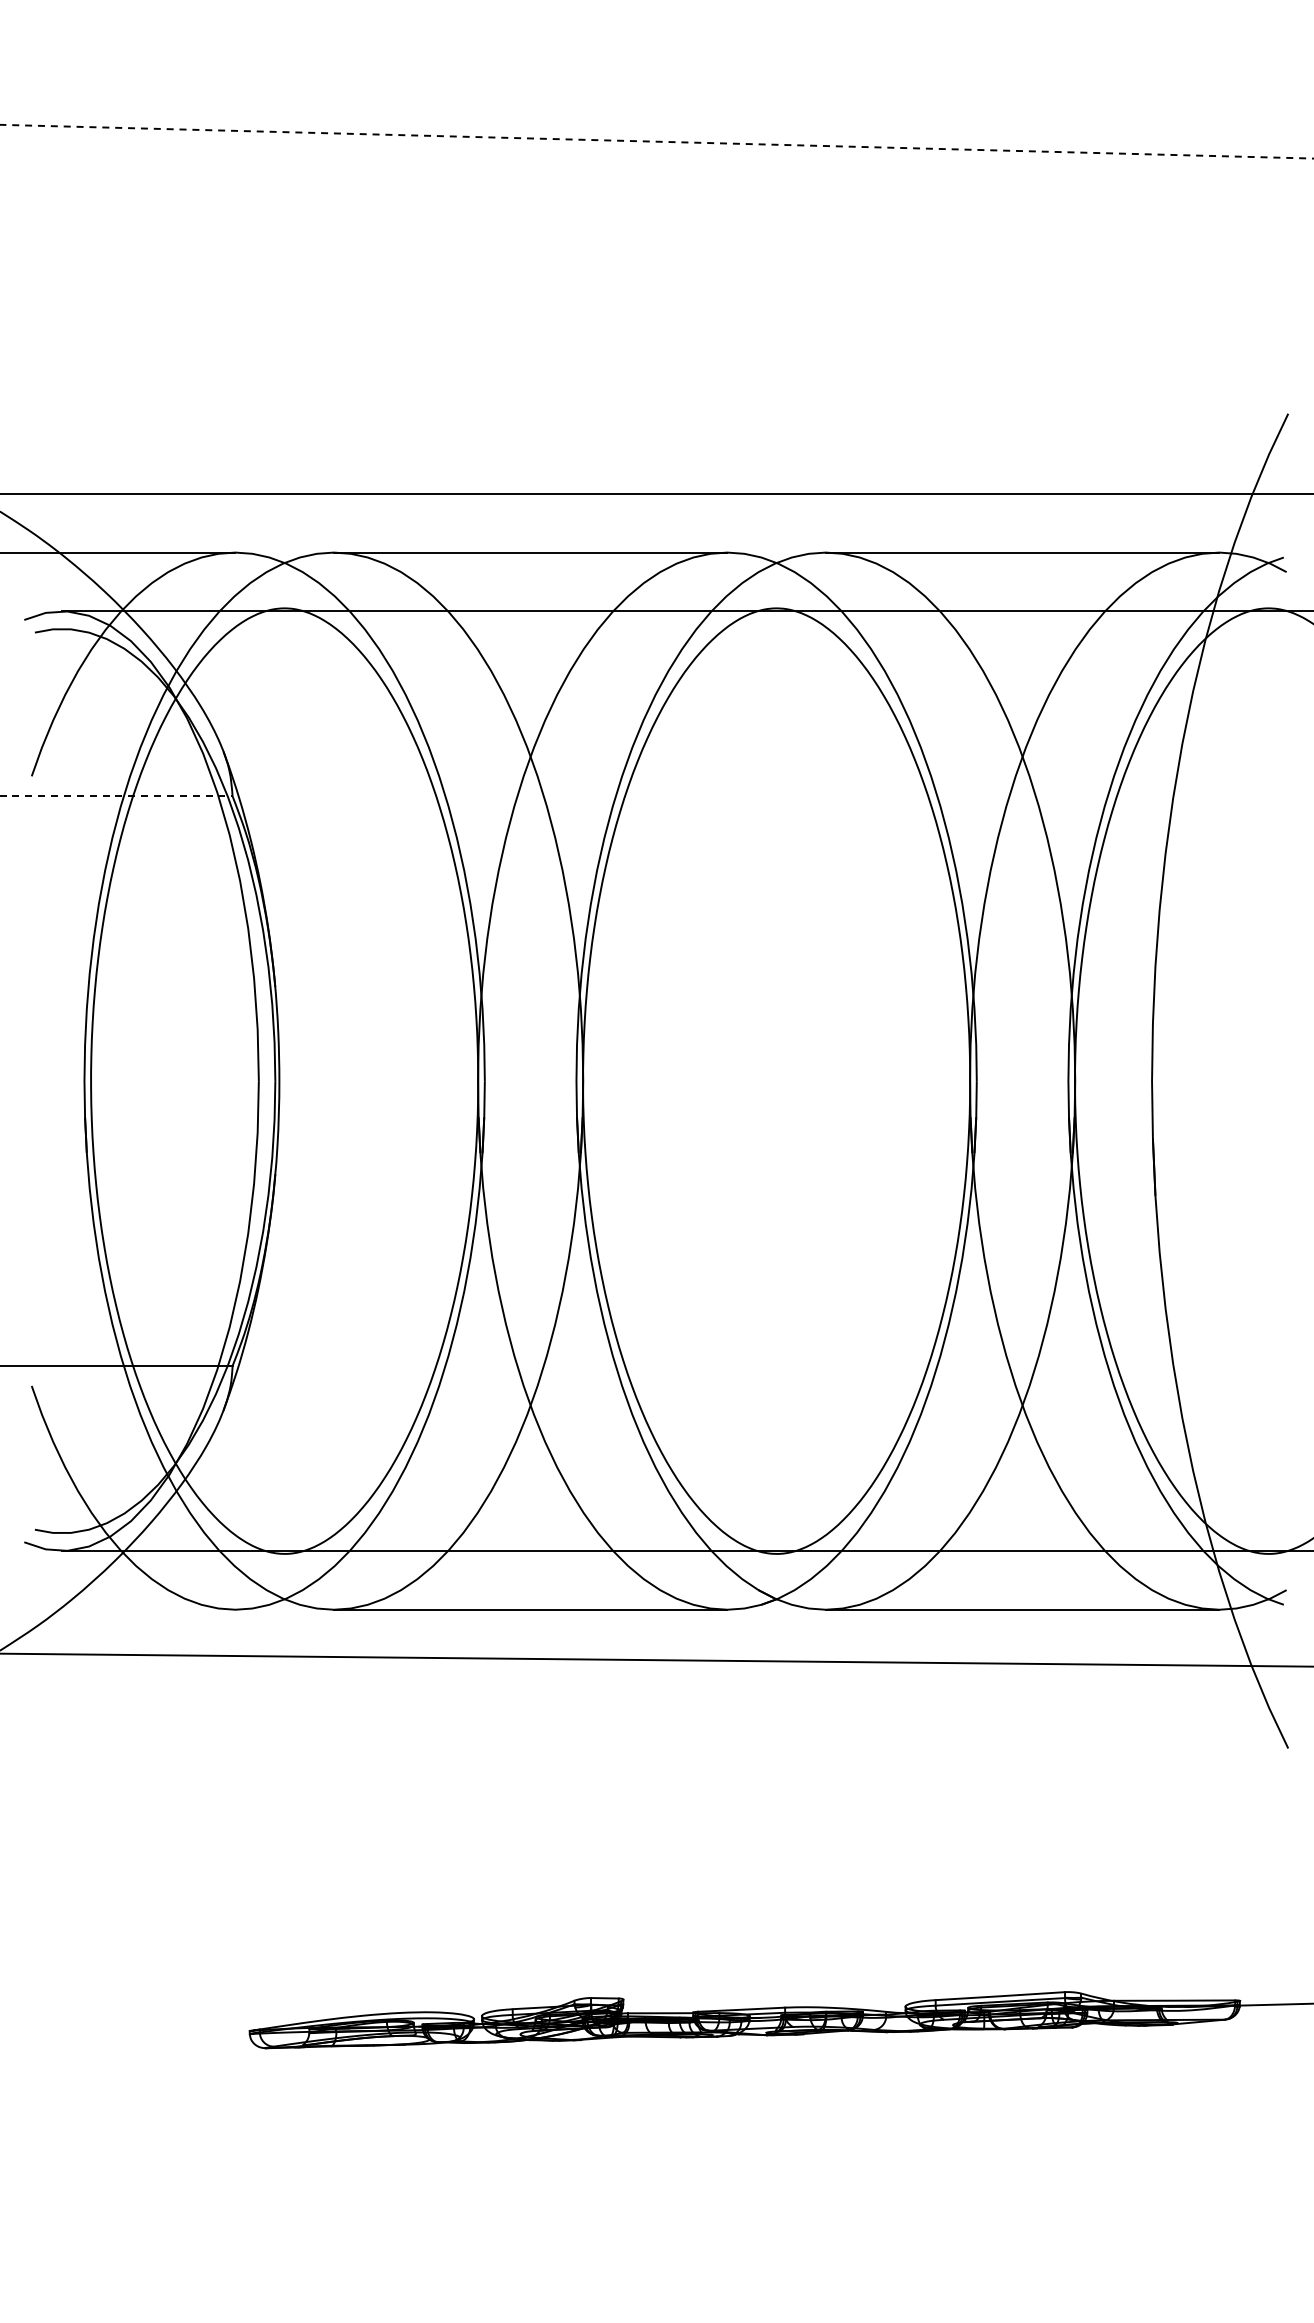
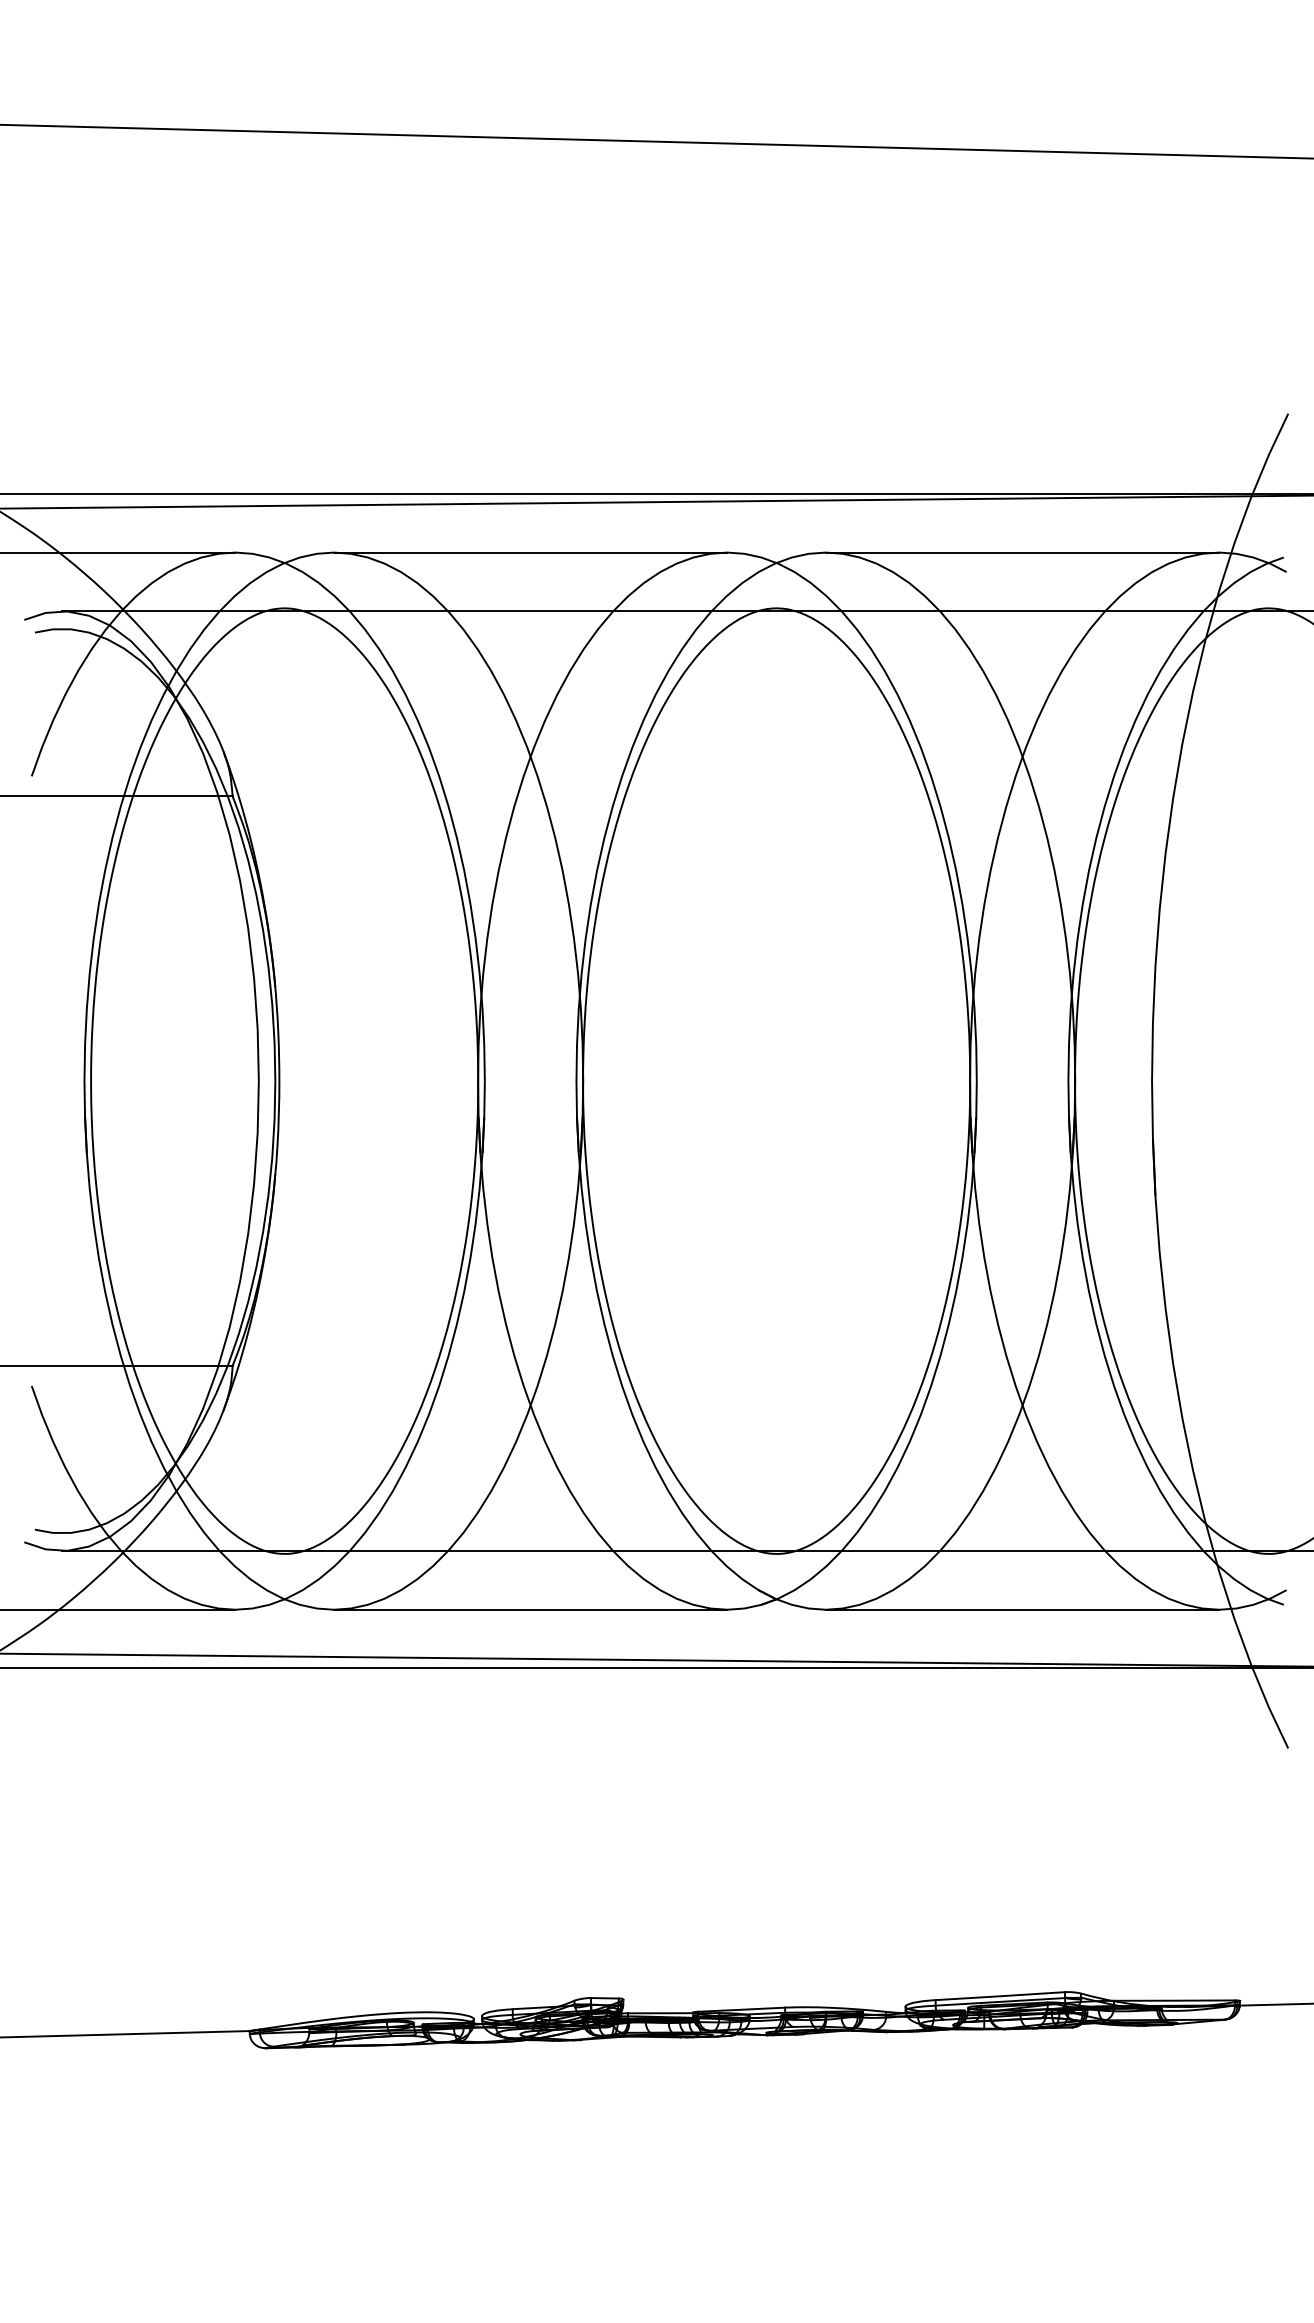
line: dashed -> solid (656, 141)
line: none -> present (656, 501)
line: dashed -> solid (116, 796)
line: none -> present (118, 1609)
line: none -> present (656, 1668)
line: none -> present (126, 2034)
